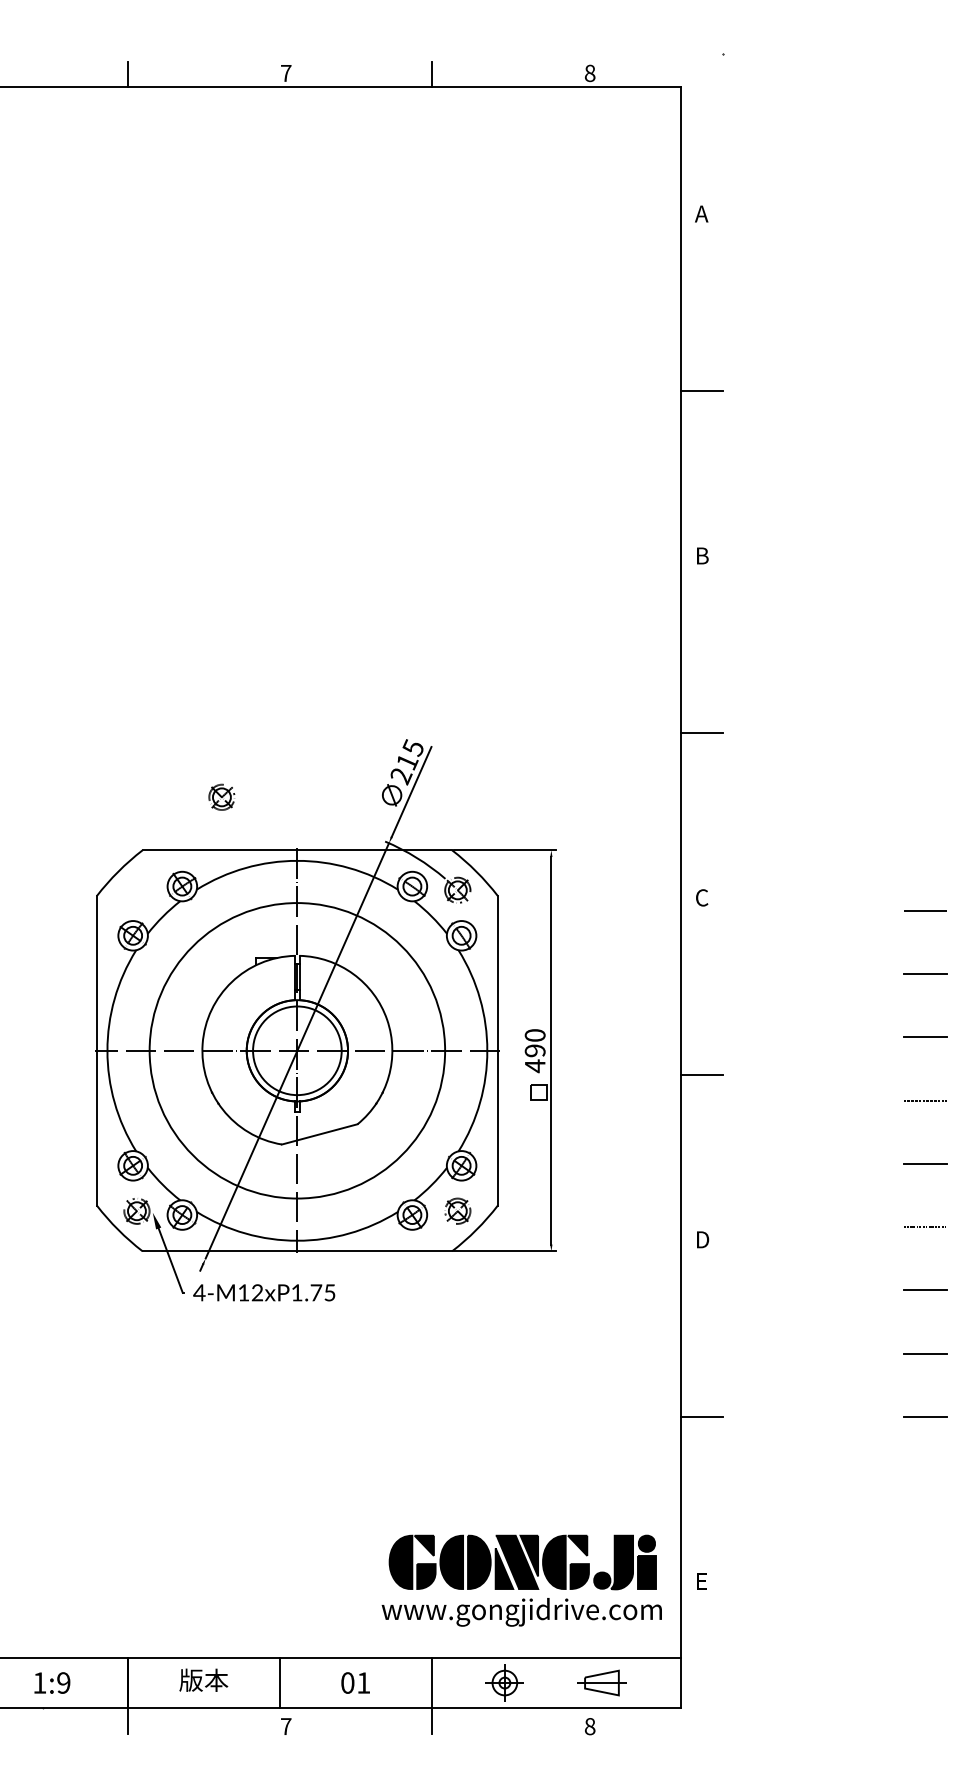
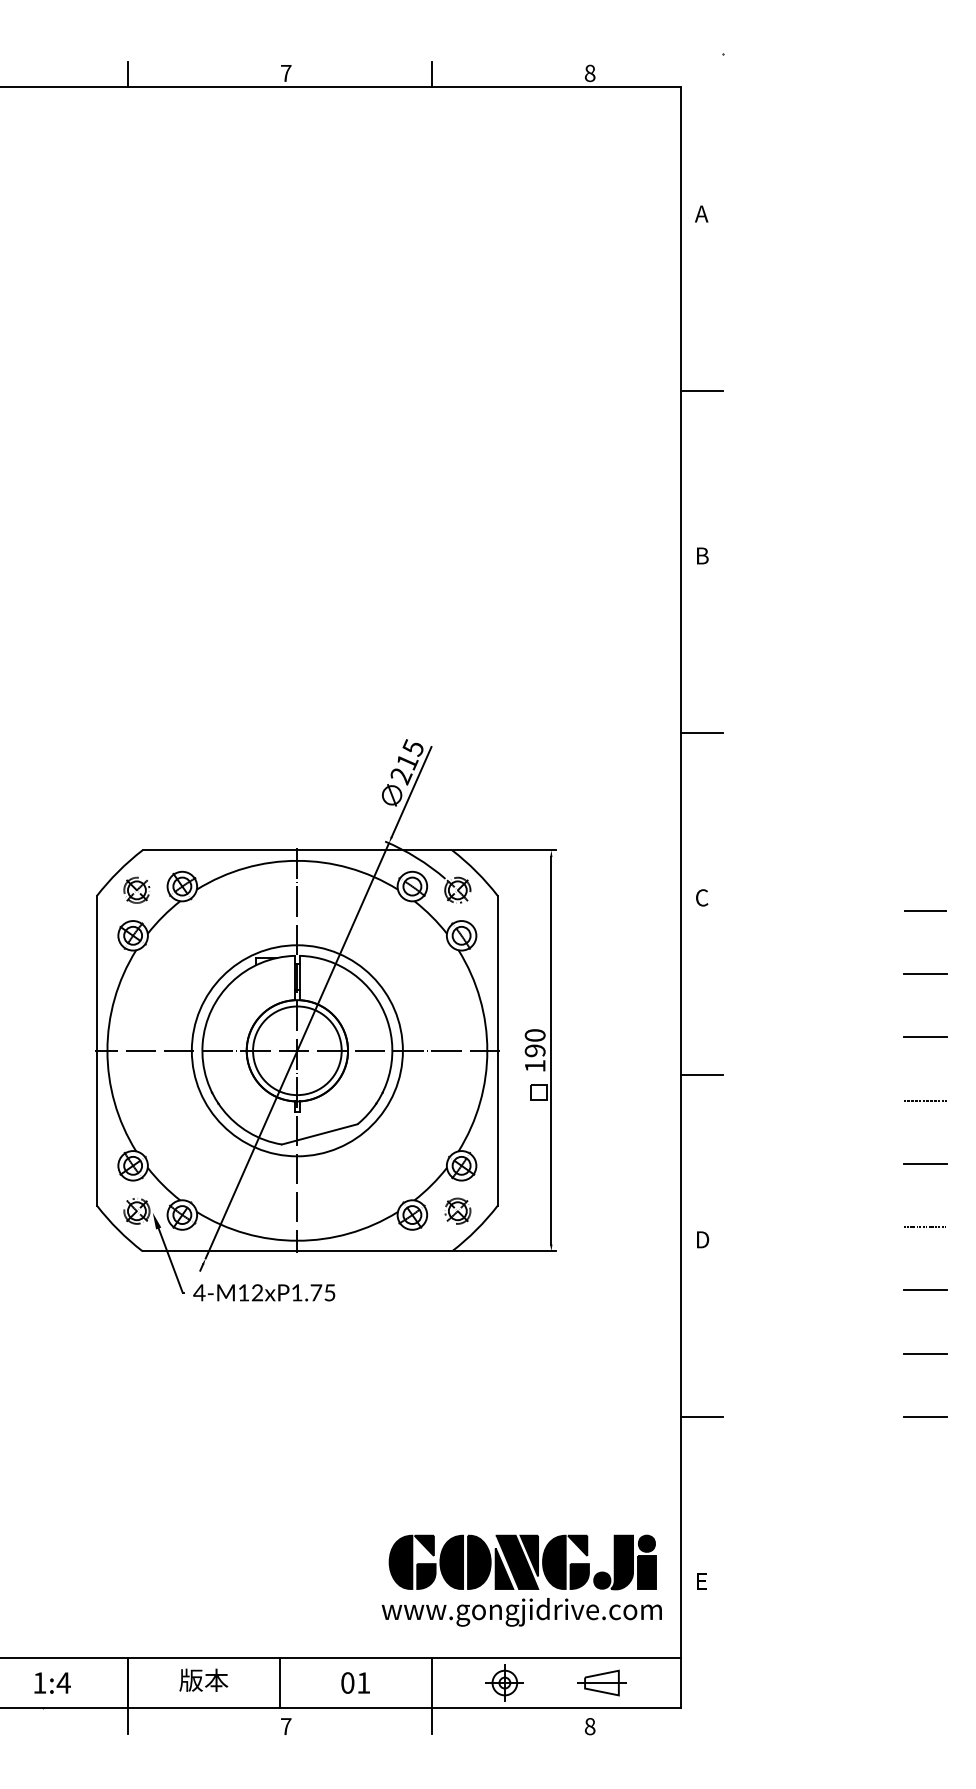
part position: (221, 796) -> (136, 889) (136, 889)
circle diameter: 295 px -> 211 px (296, 1050)
text: 490 -> 190 (535, 1066)
text: 1:9 -> 1:4 (63, 1682)
